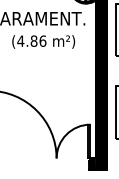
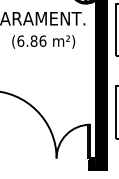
text: (4.86 -> (6.86 (20, 40)
